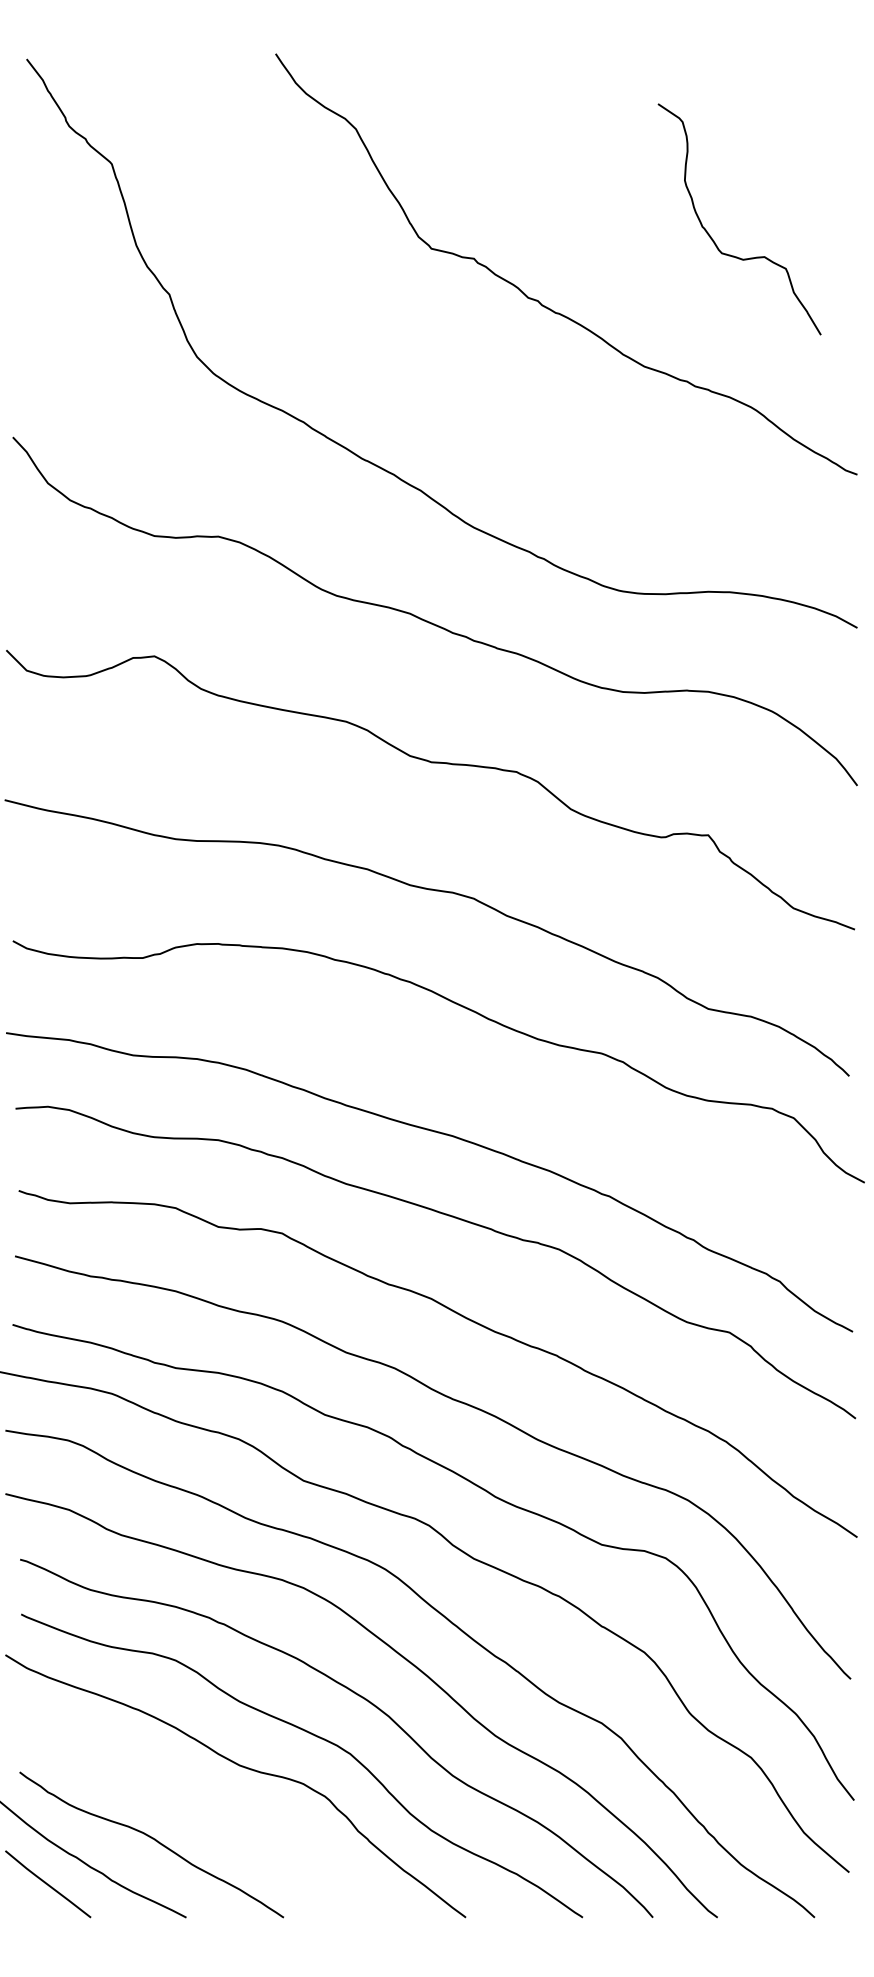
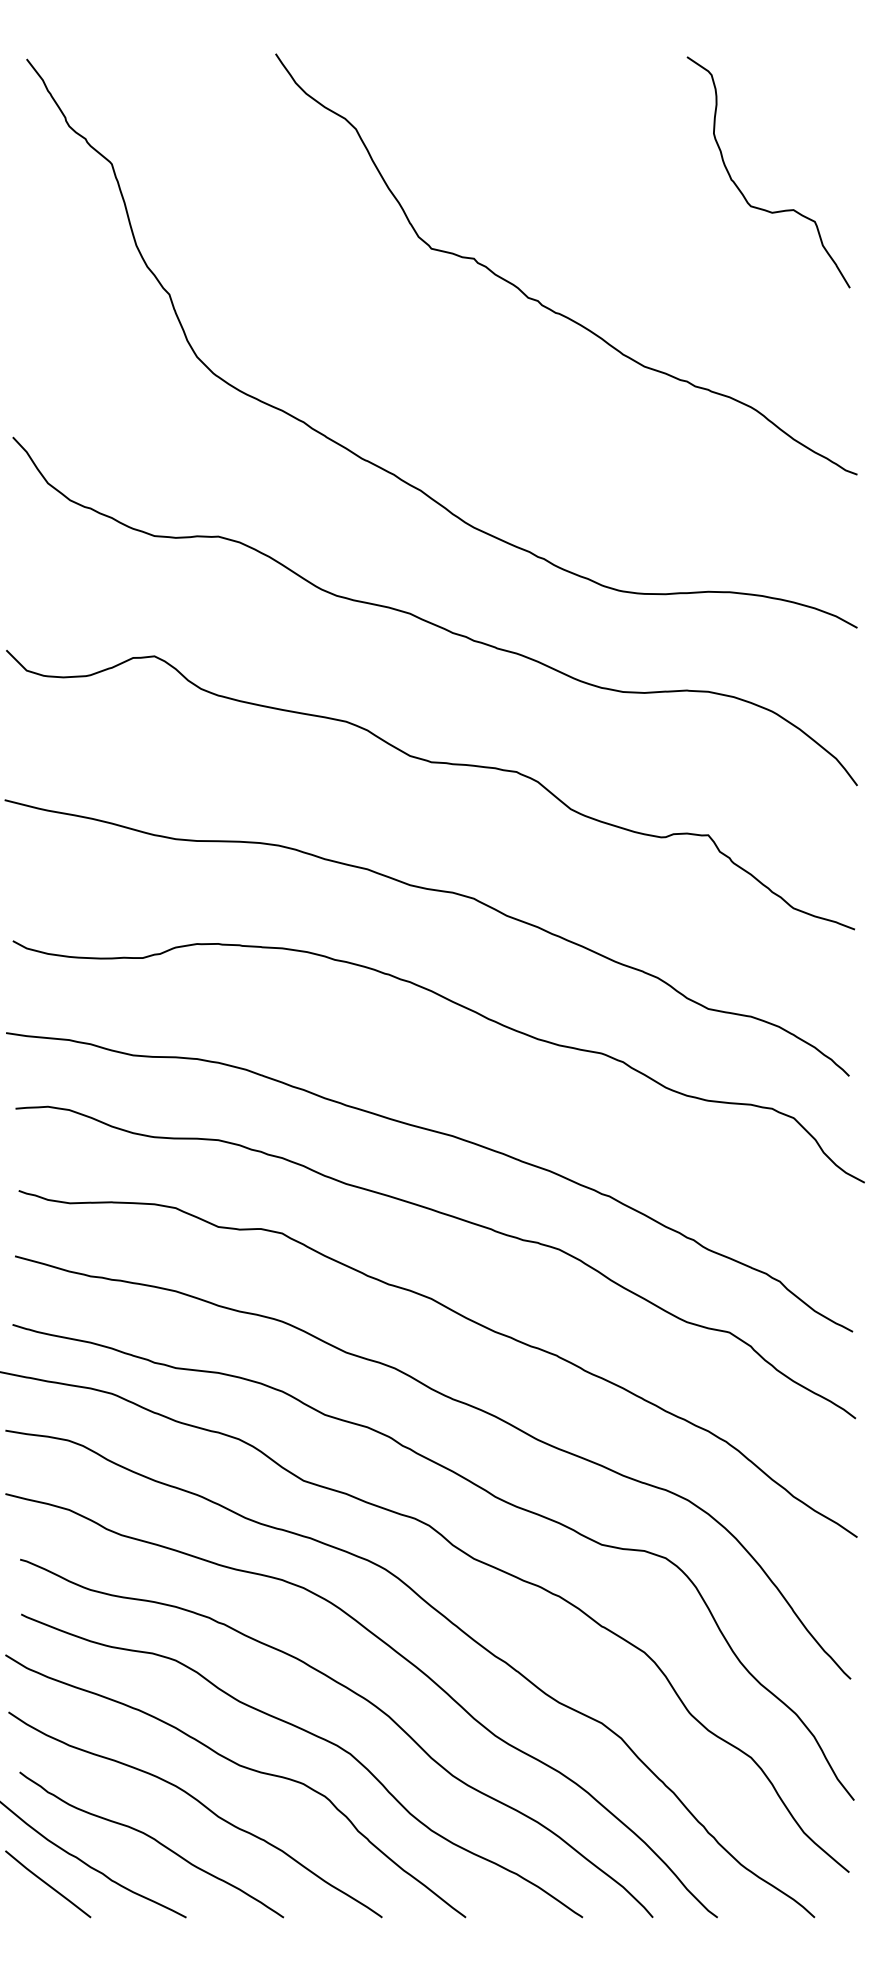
curve position: (714, 240) -> (743, 193) (743, 193)
curve: none -> present (203, 1806)
